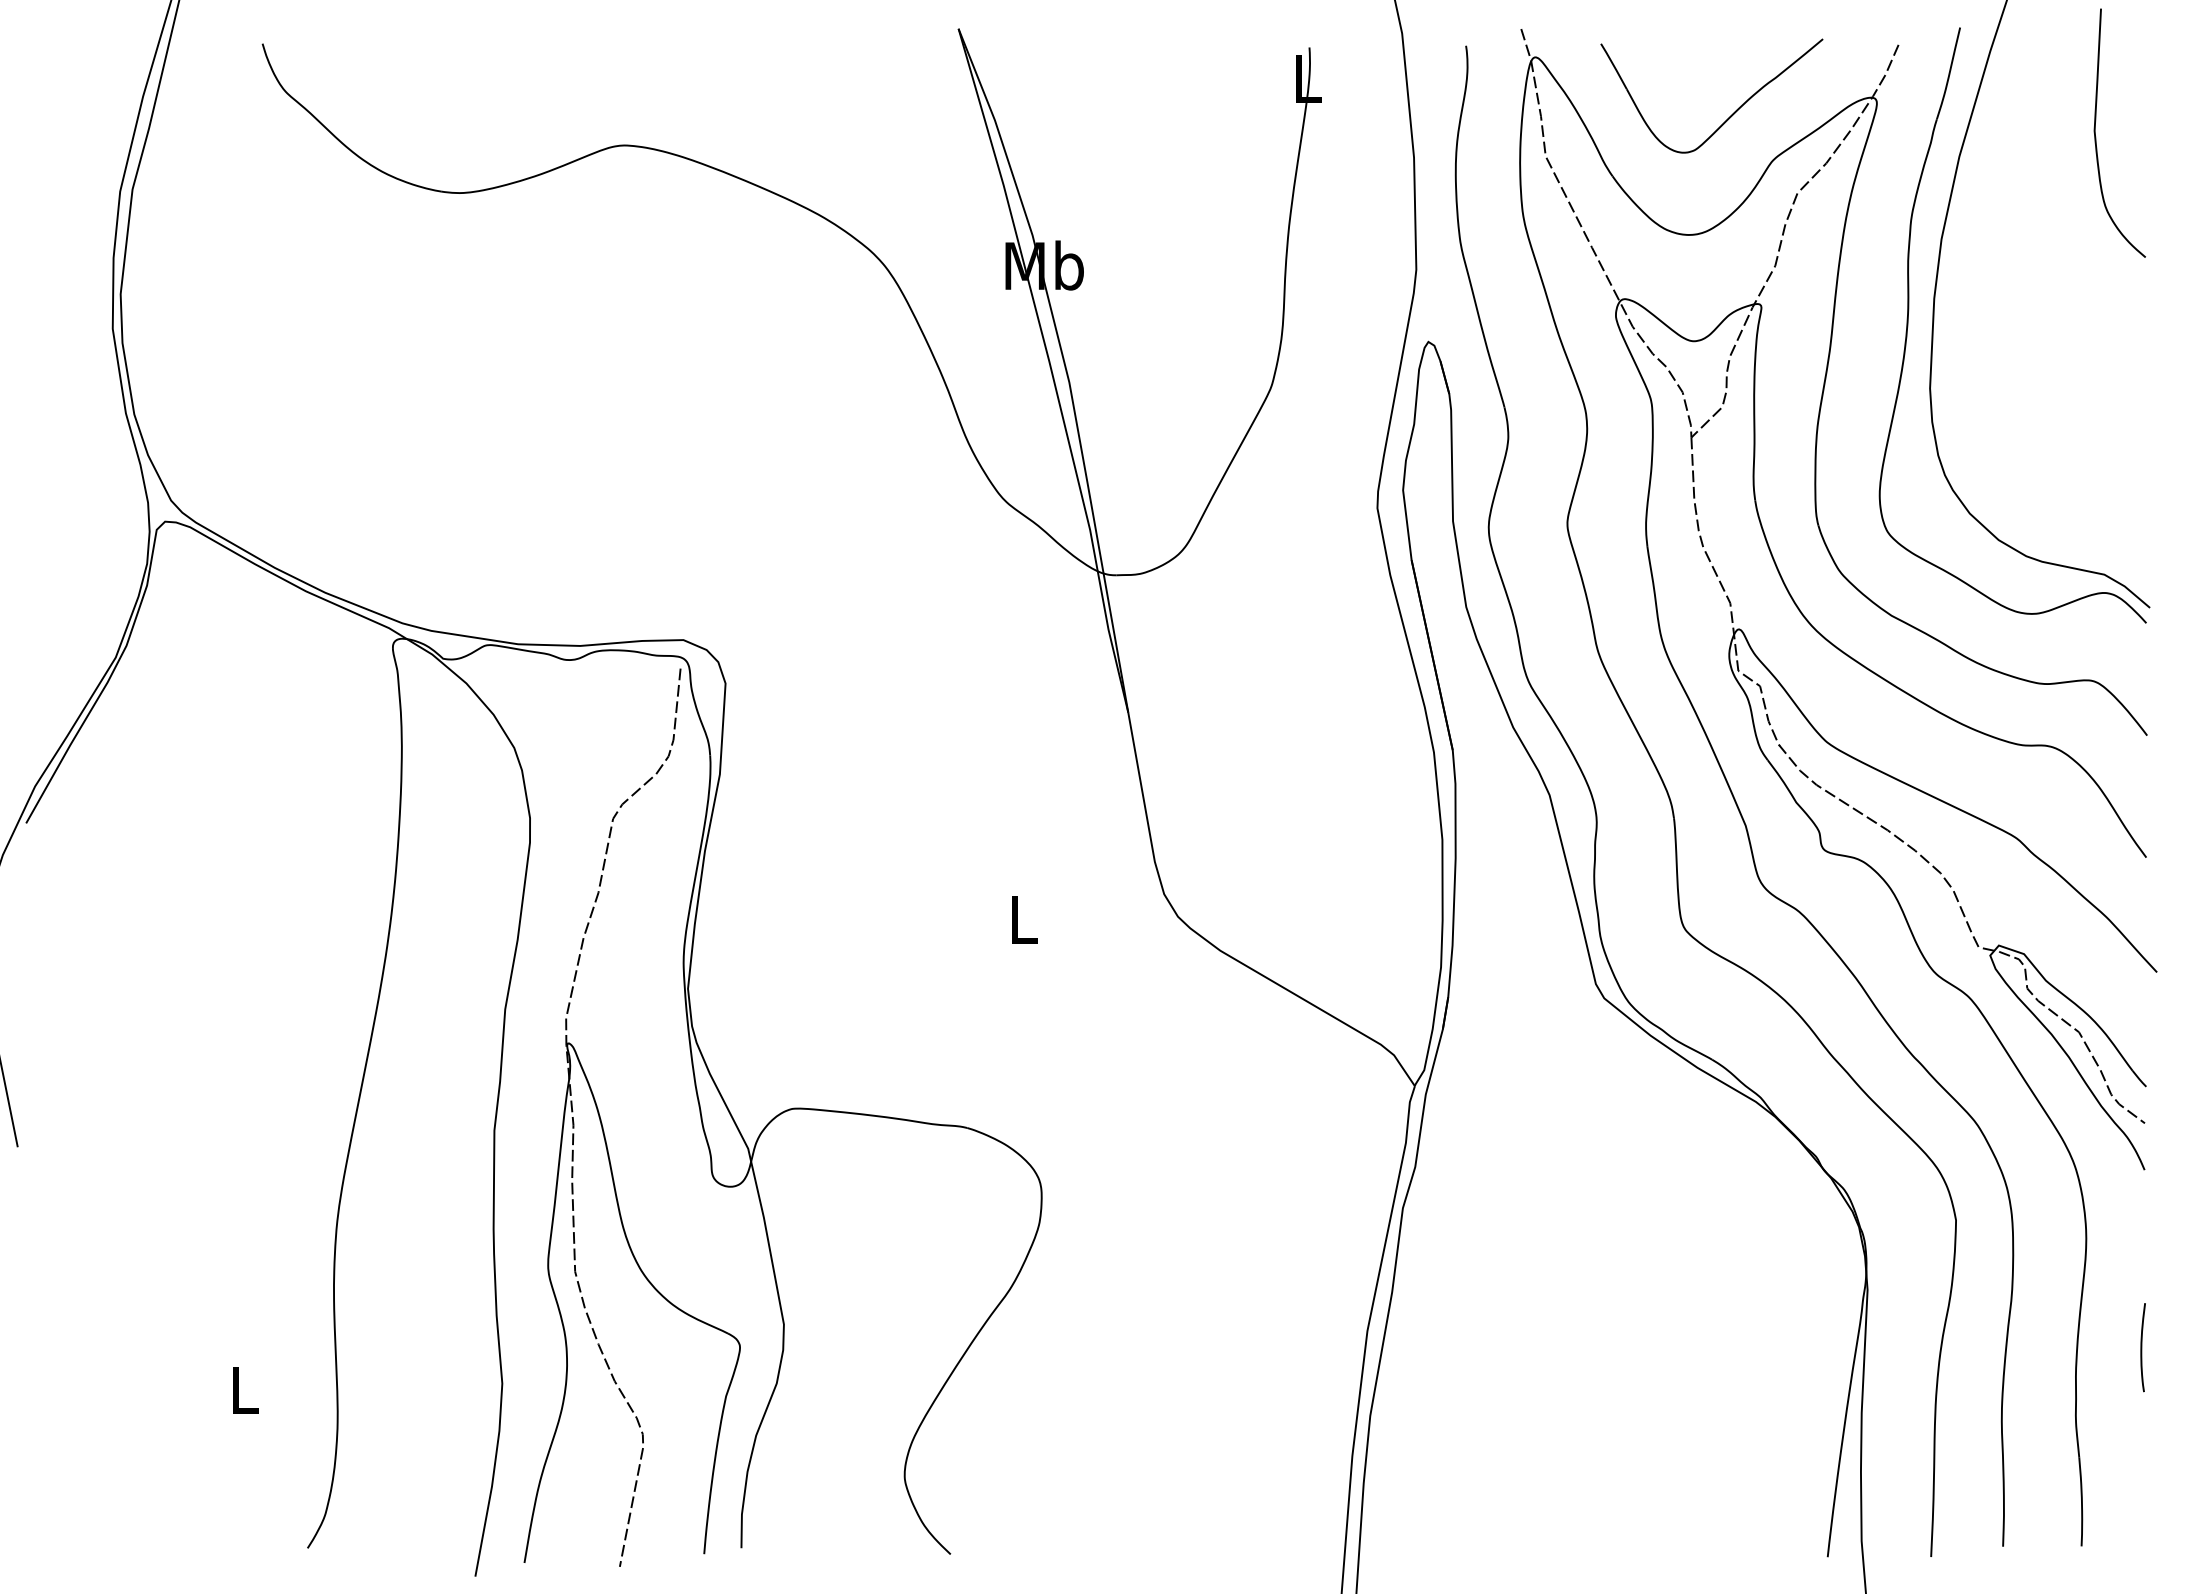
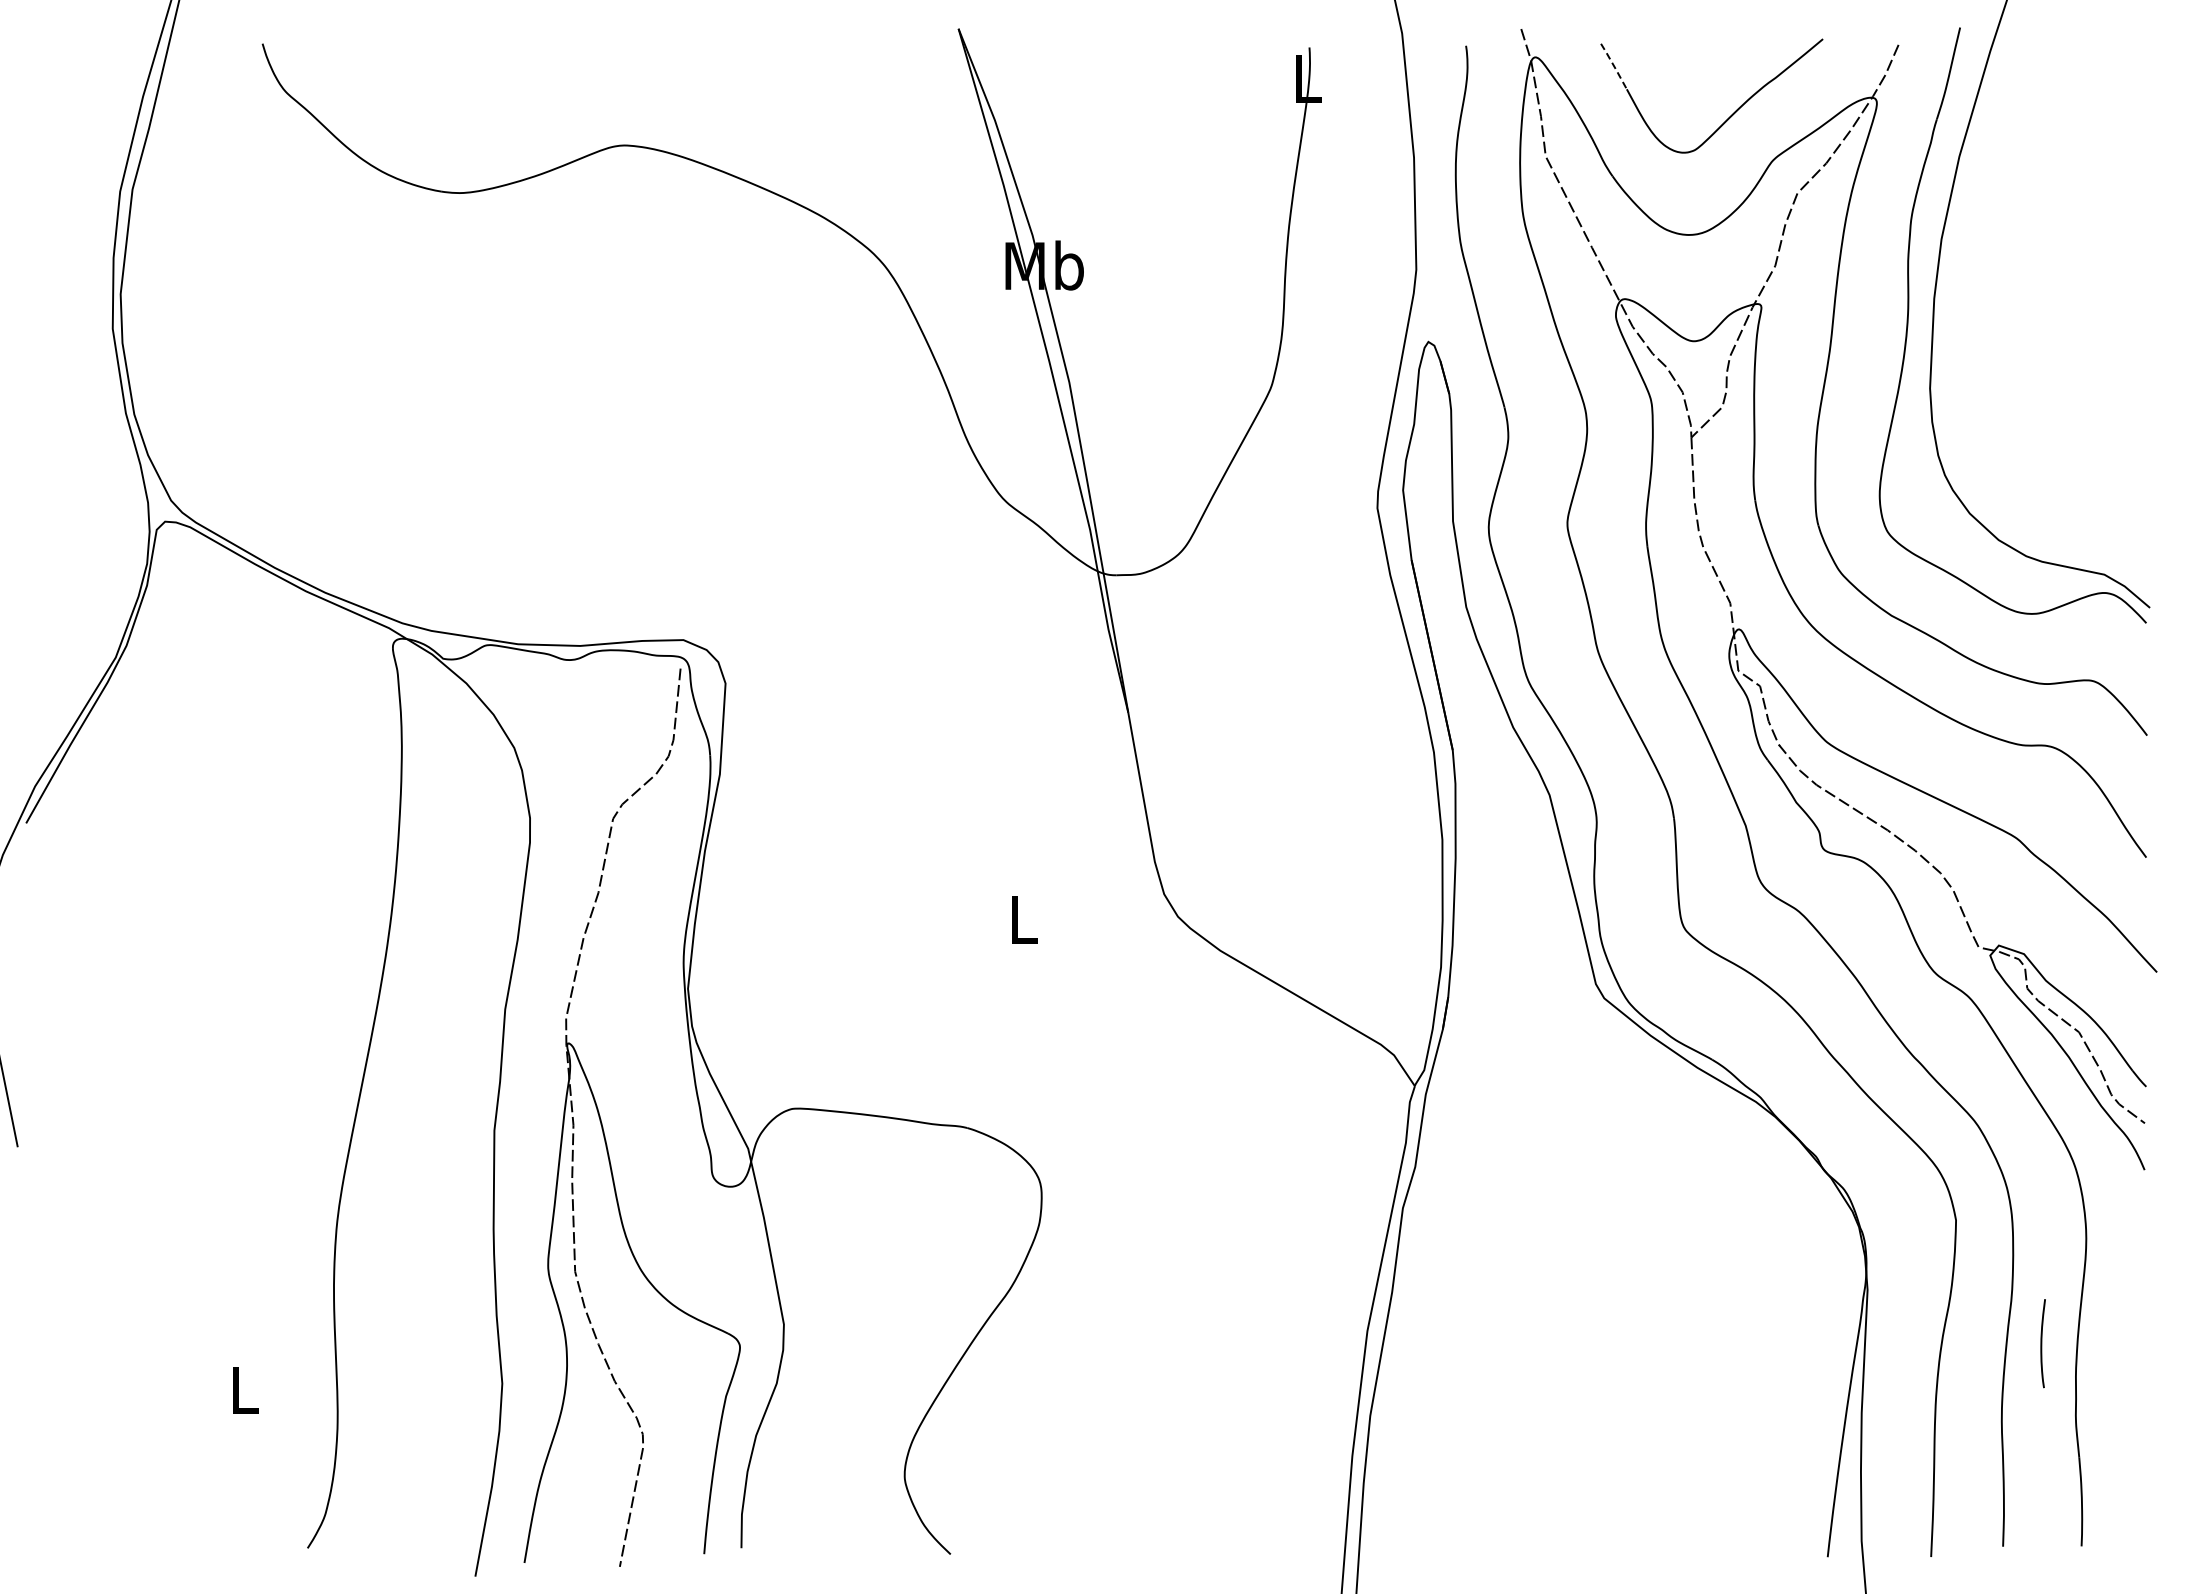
line: solid -> dashed (1614, 66)
curve: present -> none (2096, 137)
curve position: (2142, 1347) -> (2042, 1343) (2042, 1343)
